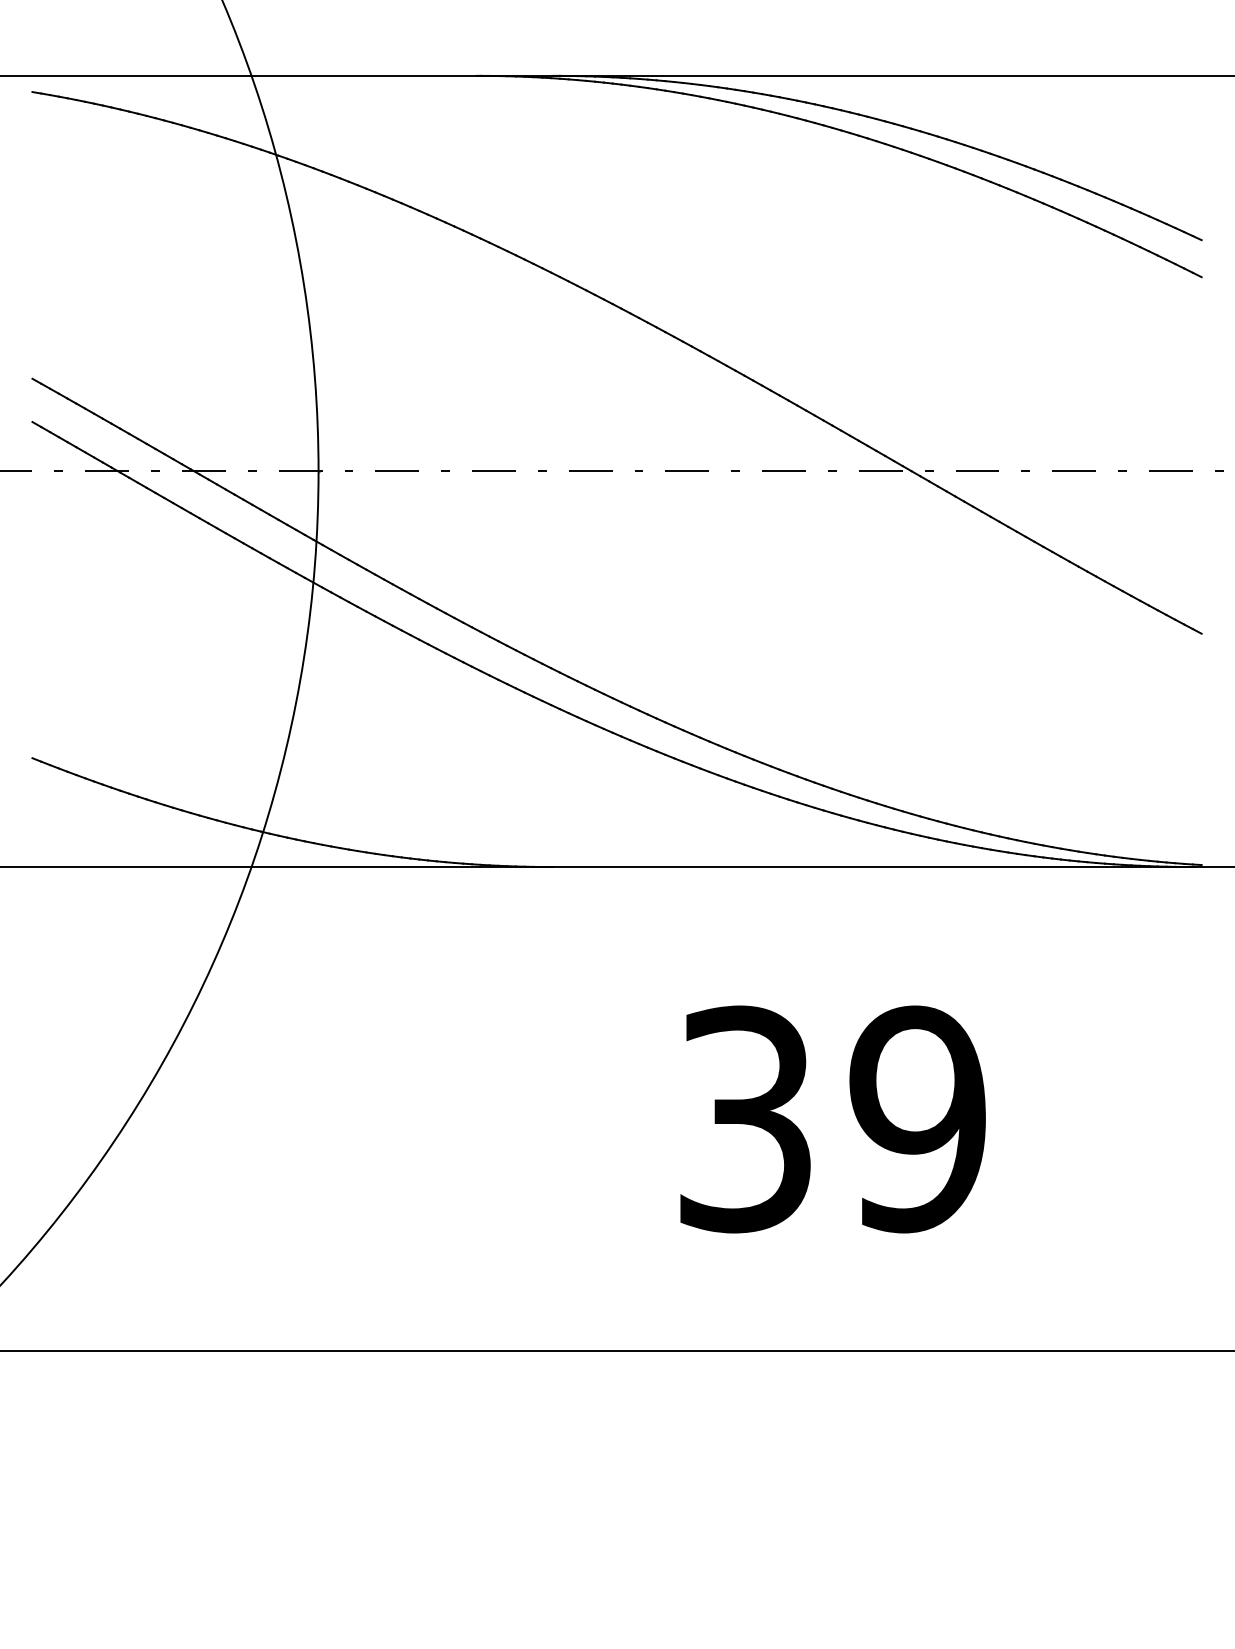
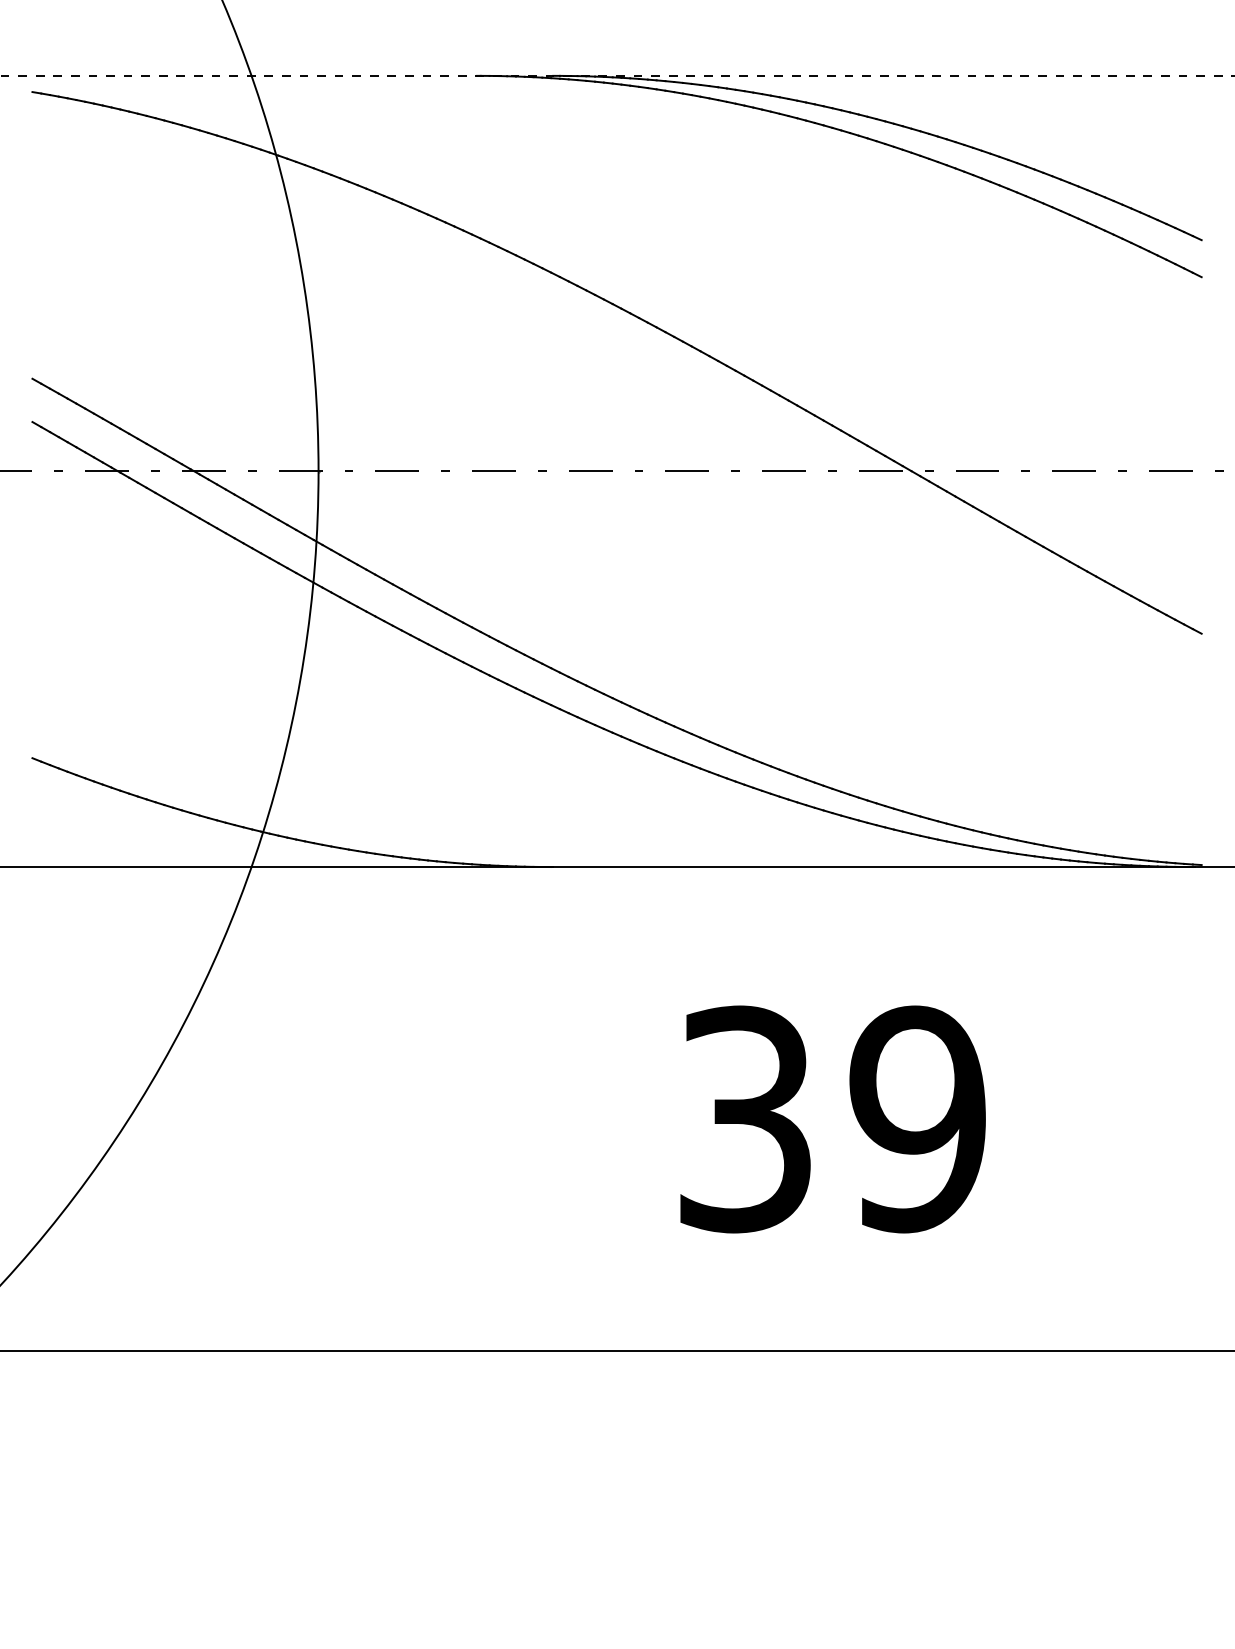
line: solid -> dashed (617, 75)
